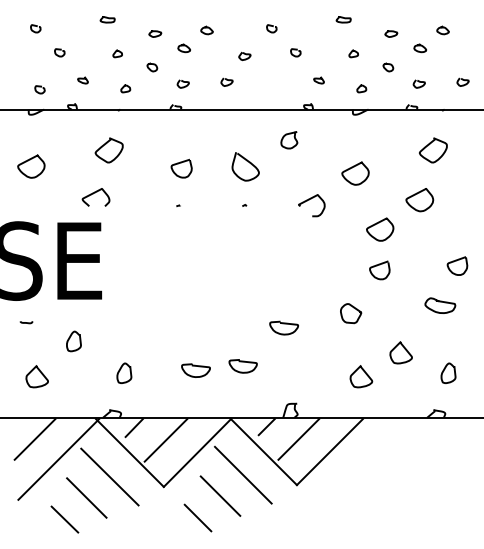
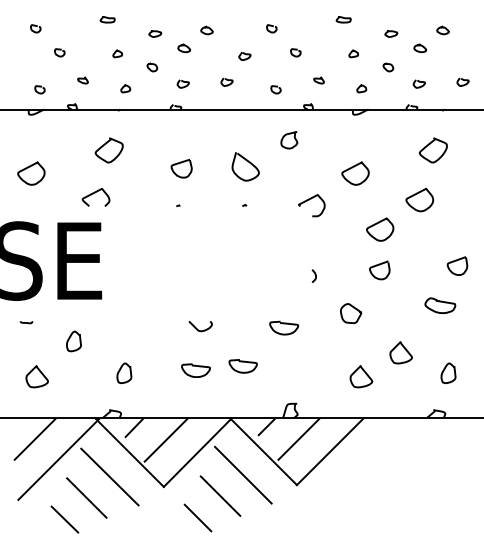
curve: none -> present (275, 87)
curve position: (28, 161) -> (28, 168) (28, 168)
curve: none -> present (314, 274)
curve: none -> present (197, 328)
